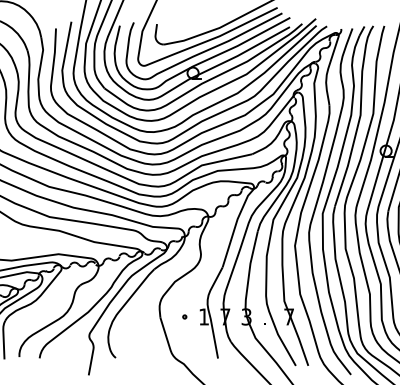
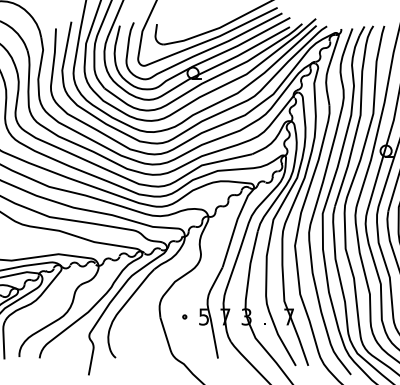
text: 1 -> 5 (203, 316)
